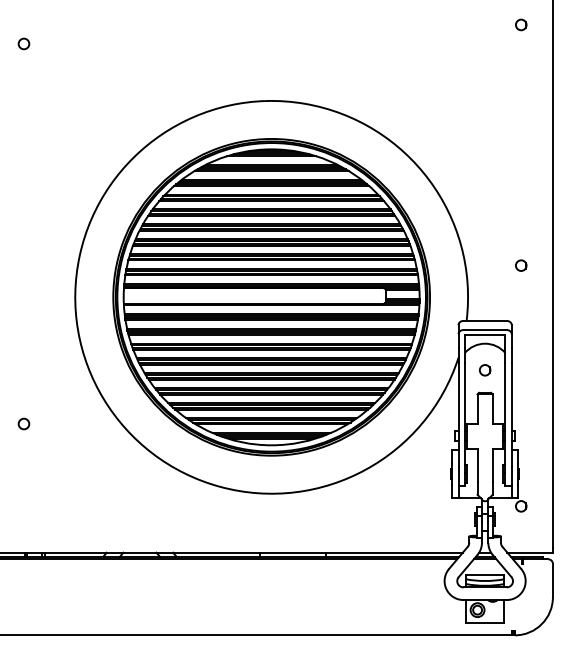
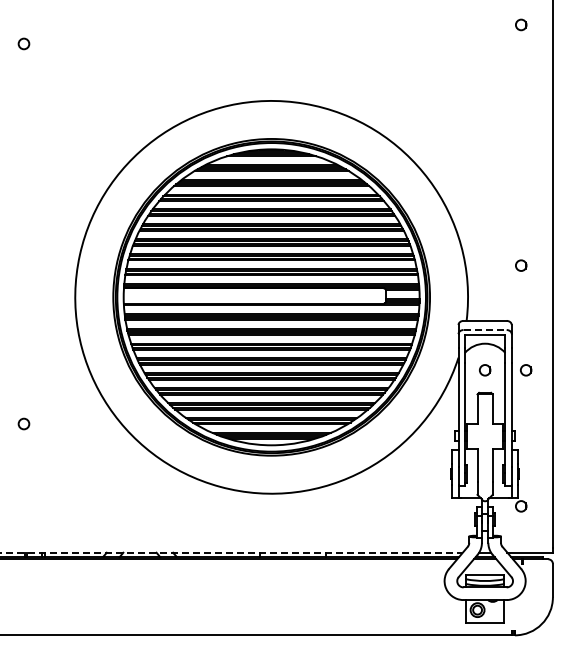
line: solid -> dashed (485, 330)
circle: none -> present (526, 370)
line: solid -> dashed (231, 552)
